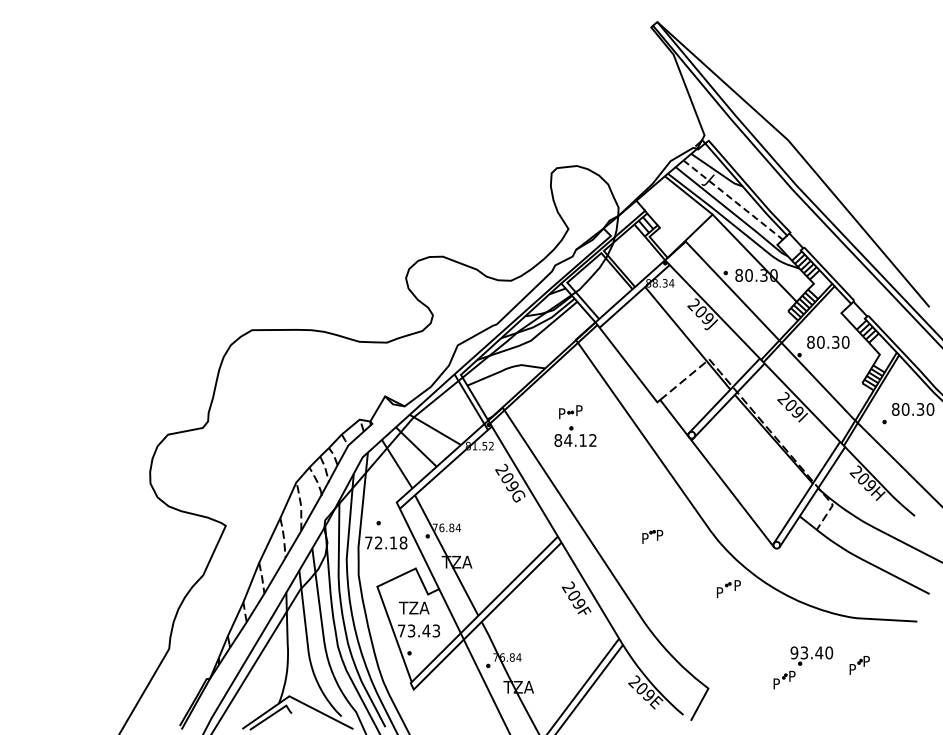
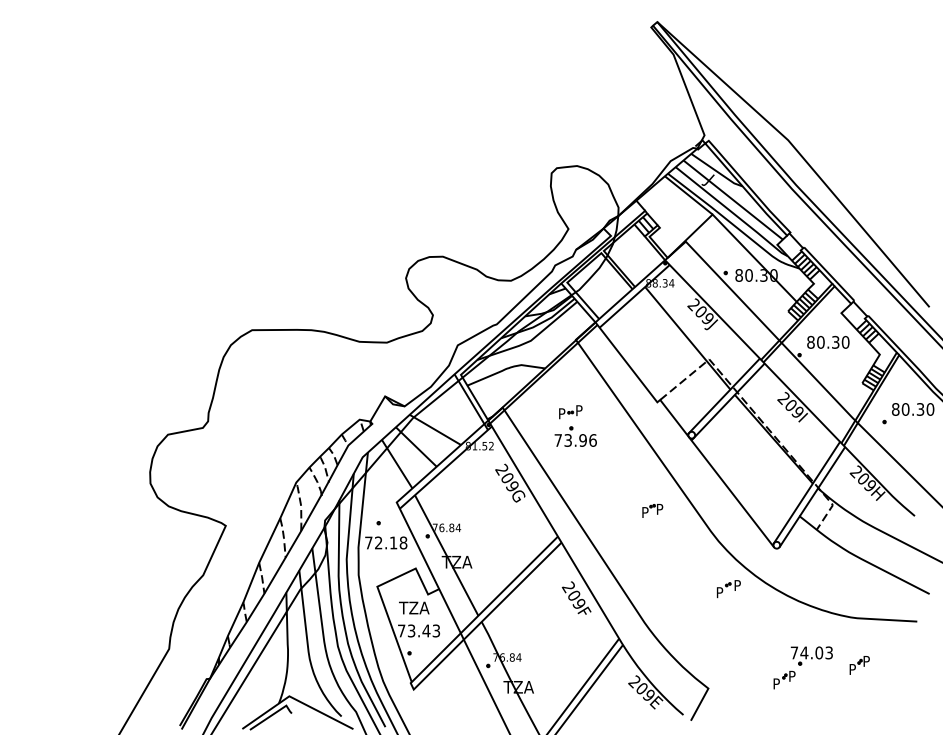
line: dashed -> solid (733, 200)
text: 84.12 -> 73.96 (575, 440)
part position: (652, 536) -> (652, 510) (652, 510)
text: 93.40 -> 74.03 (811, 652)
